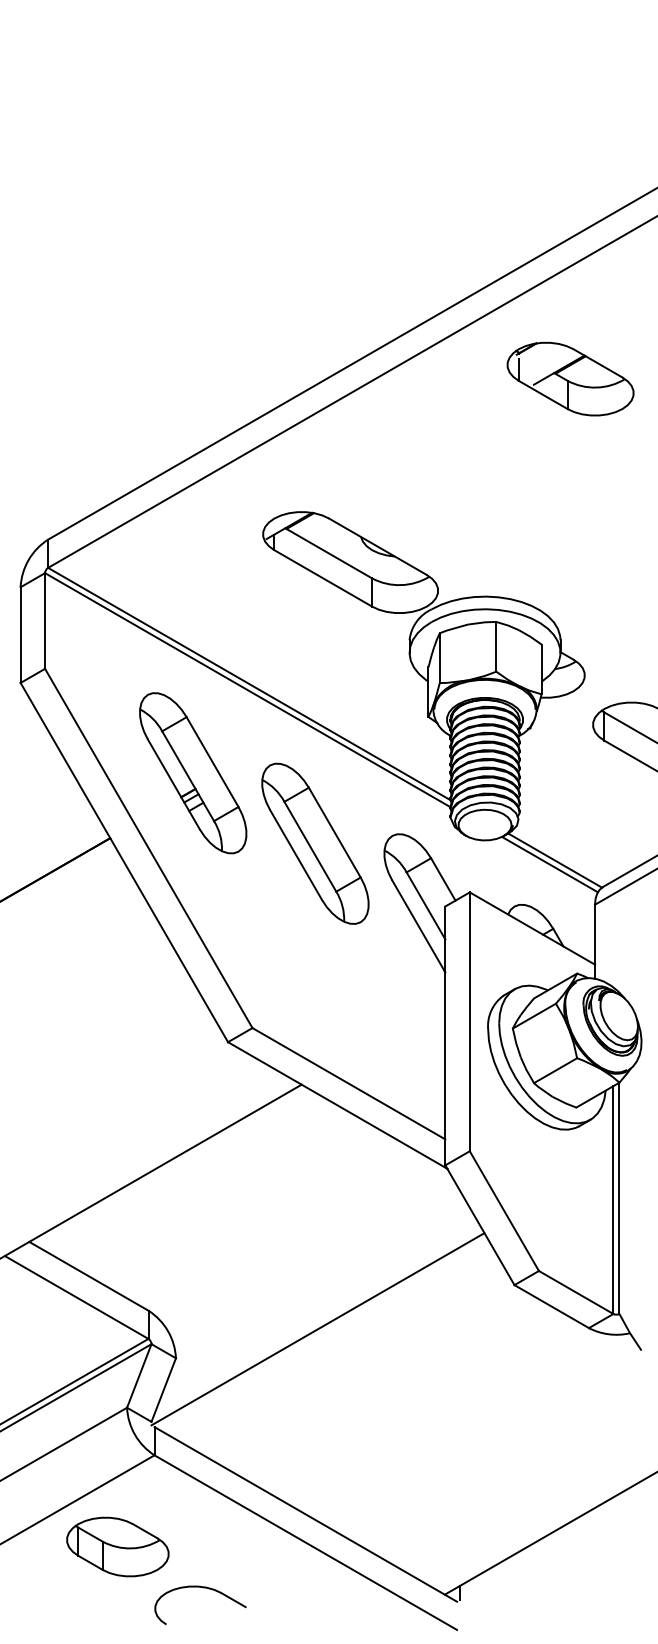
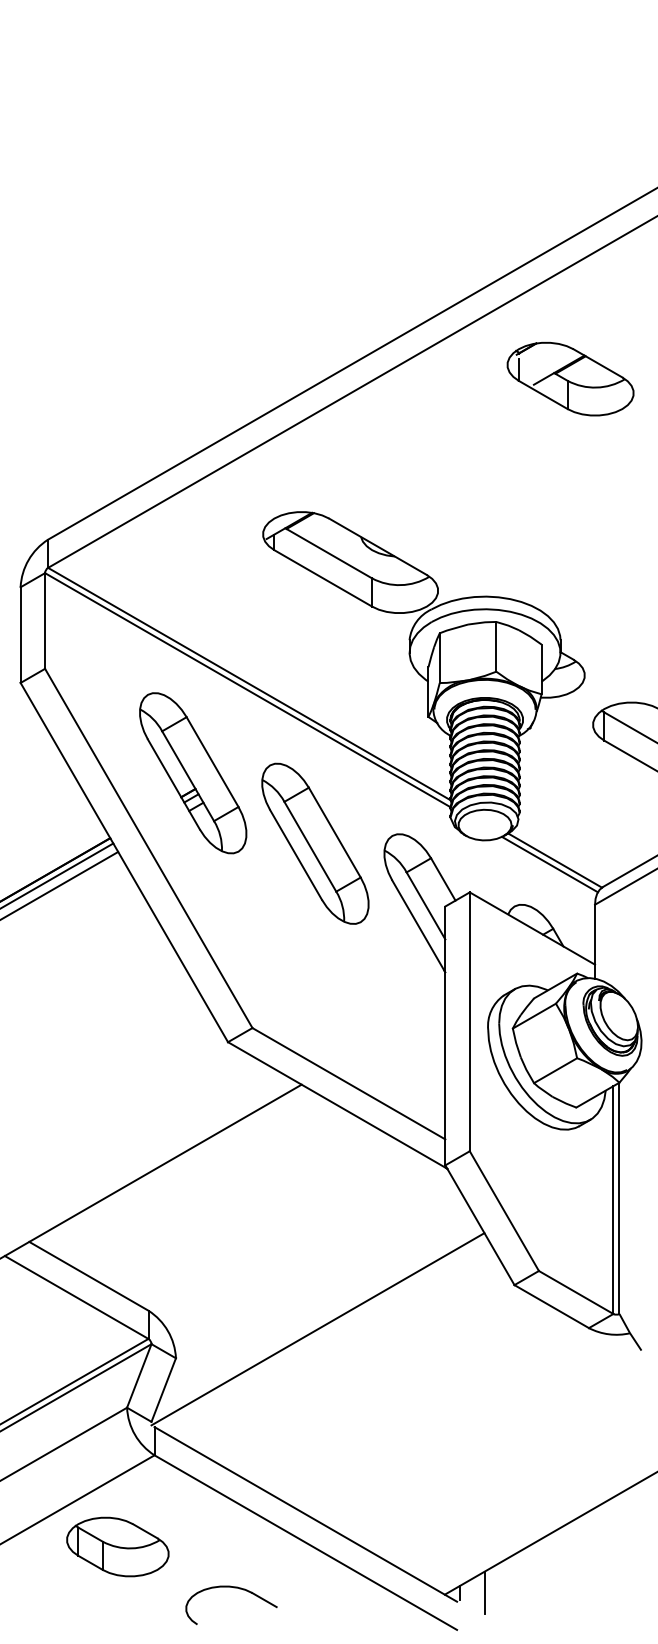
line: none -> present (57, 875)
line: none -> present (60, 884)
part position: (203, 1588) -> (234, 1588) (234, 1588)
line: none -> present (484, 1592)
